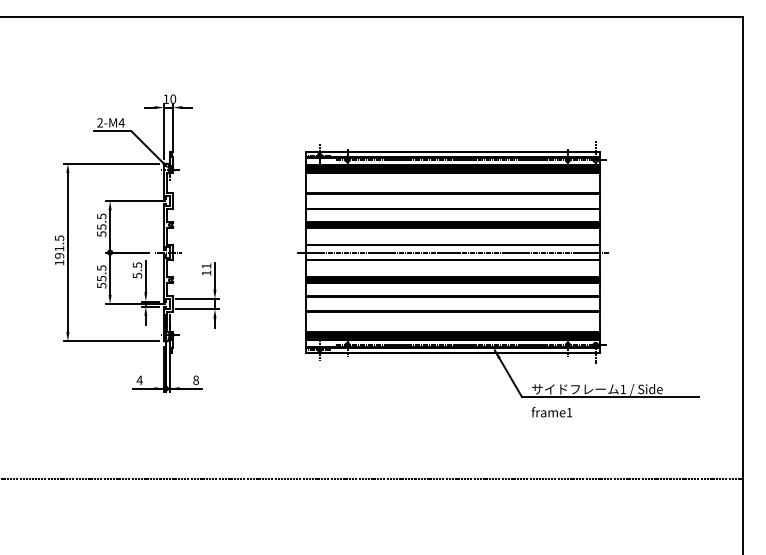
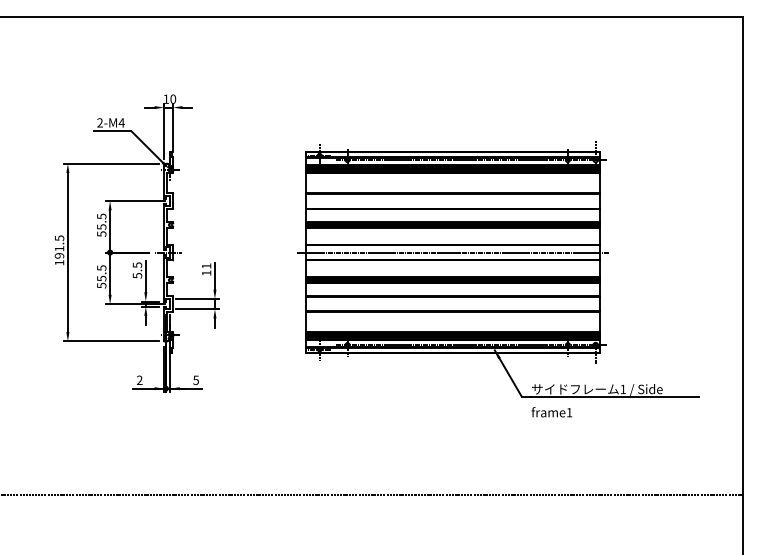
text: 4 -> 2 (139, 379)
text: 8 -> 5 (195, 379)
line position: (372, 479) -> (372, 495) (372, 495)
